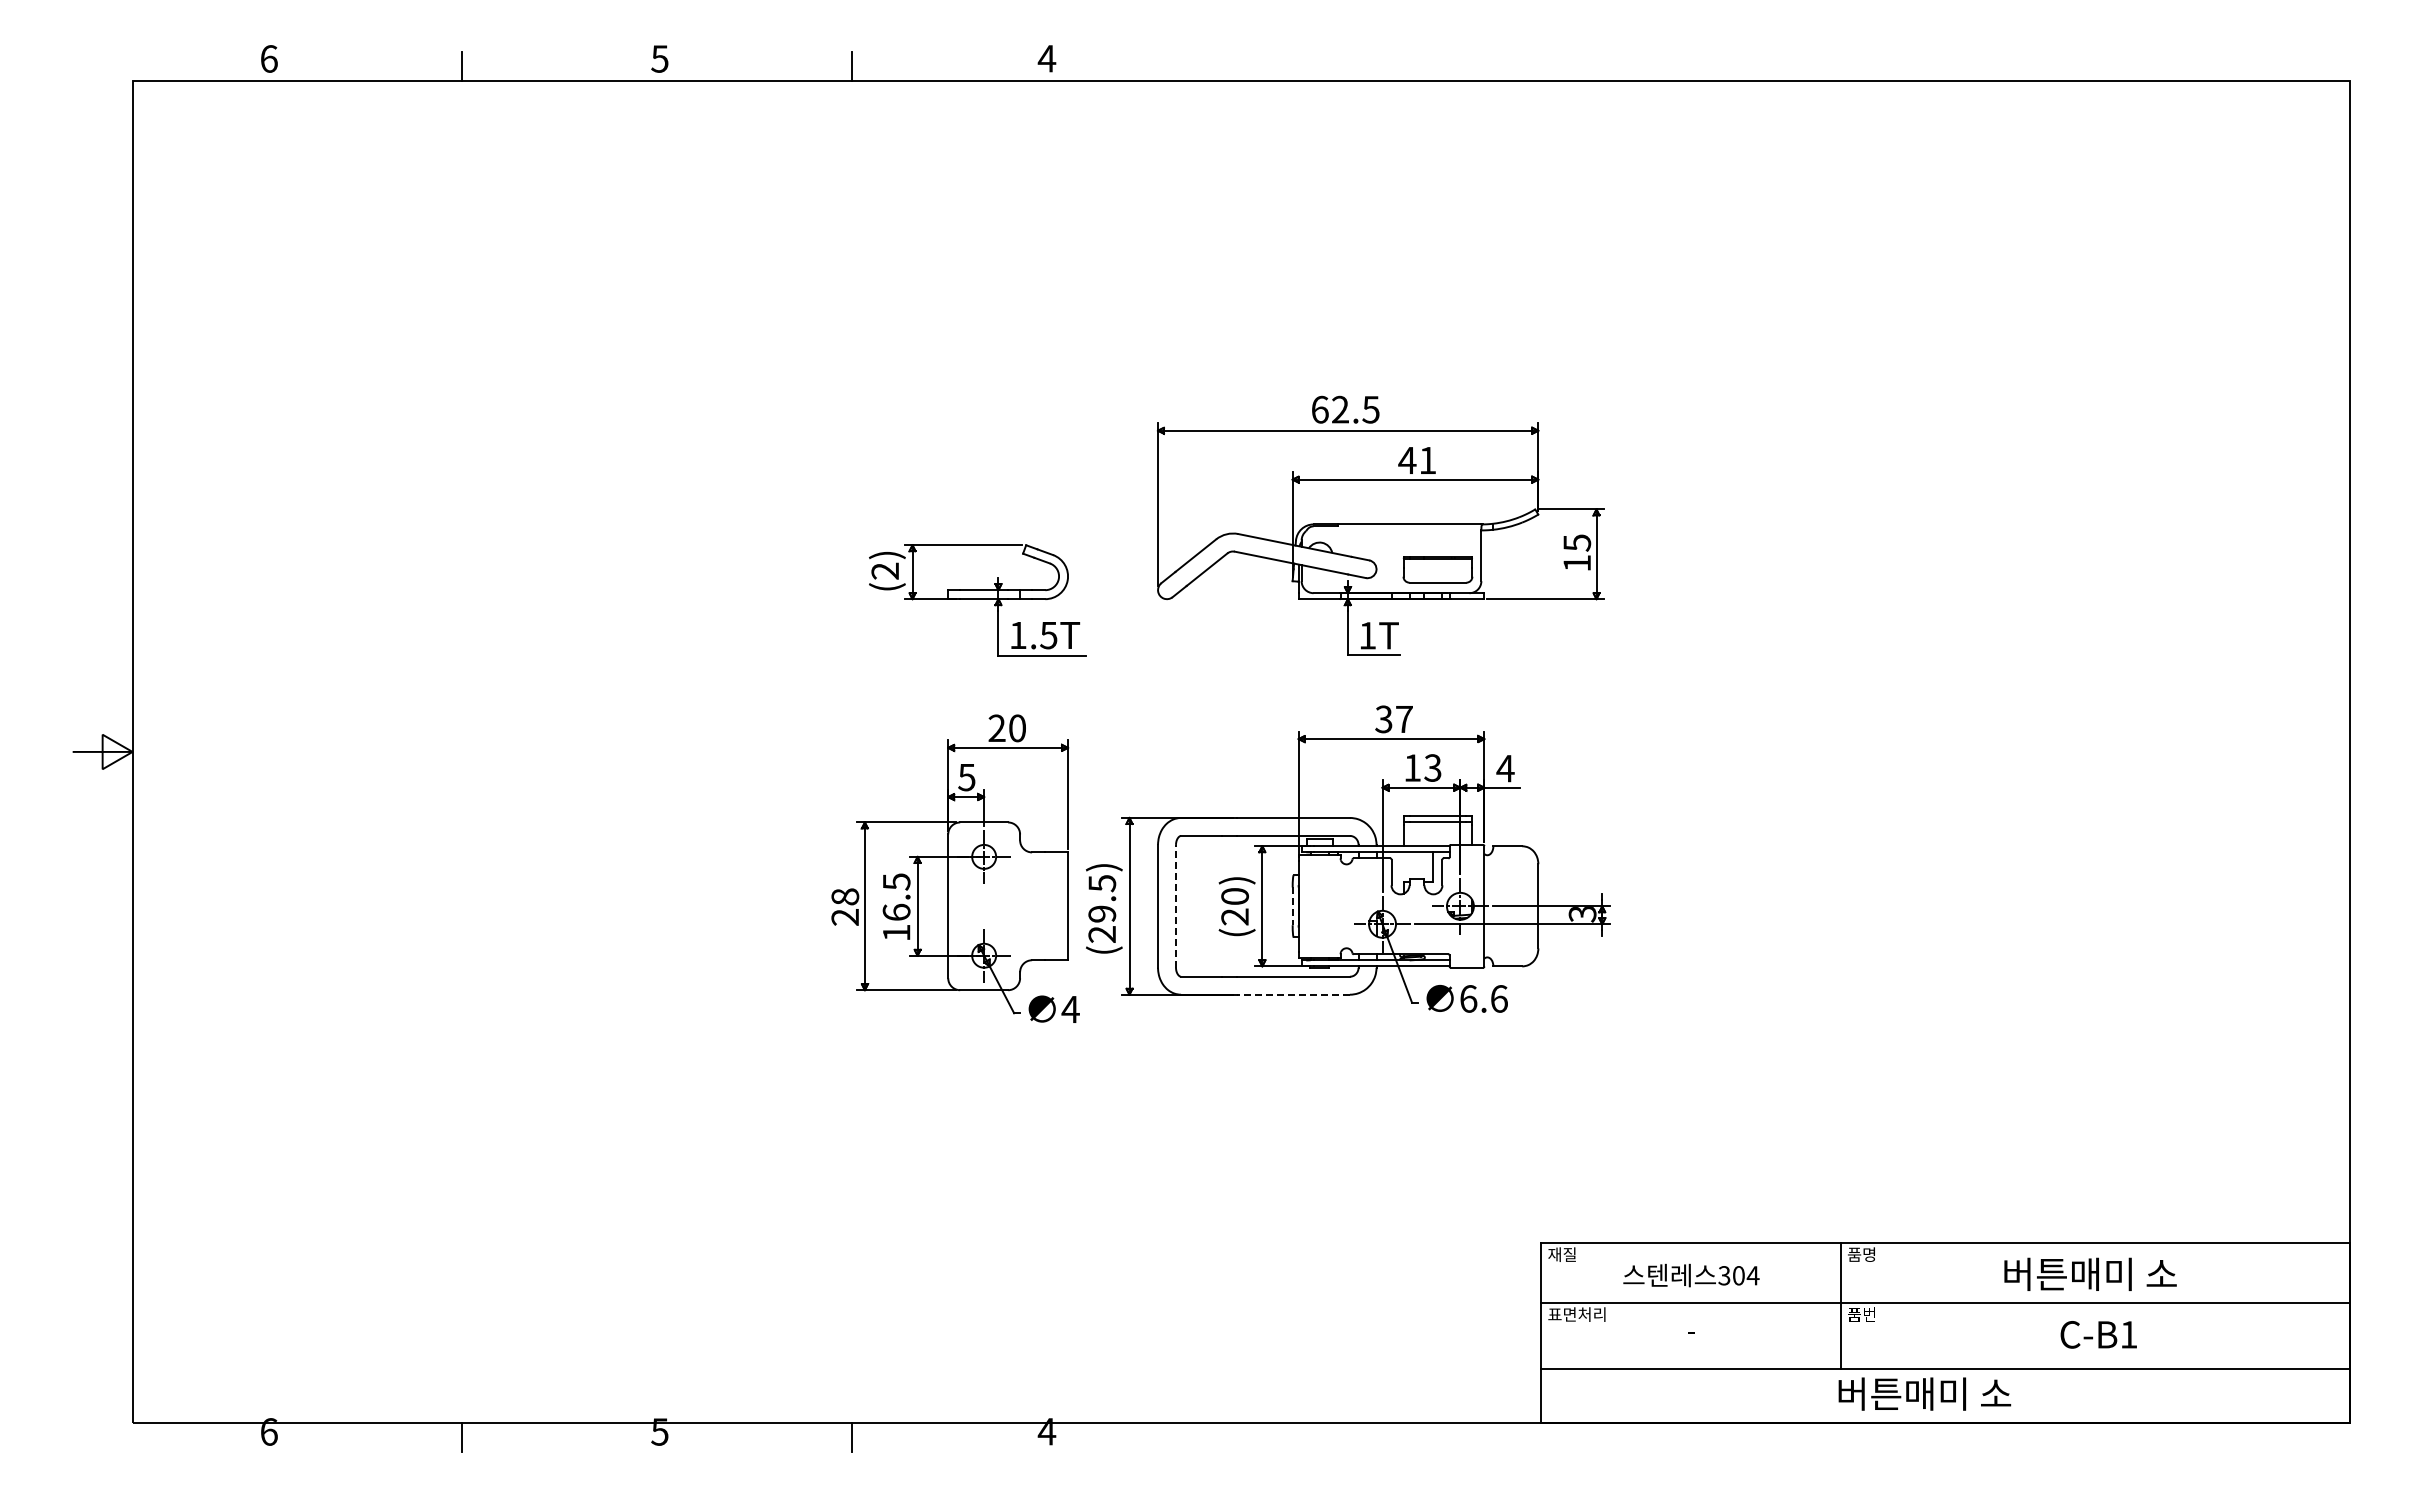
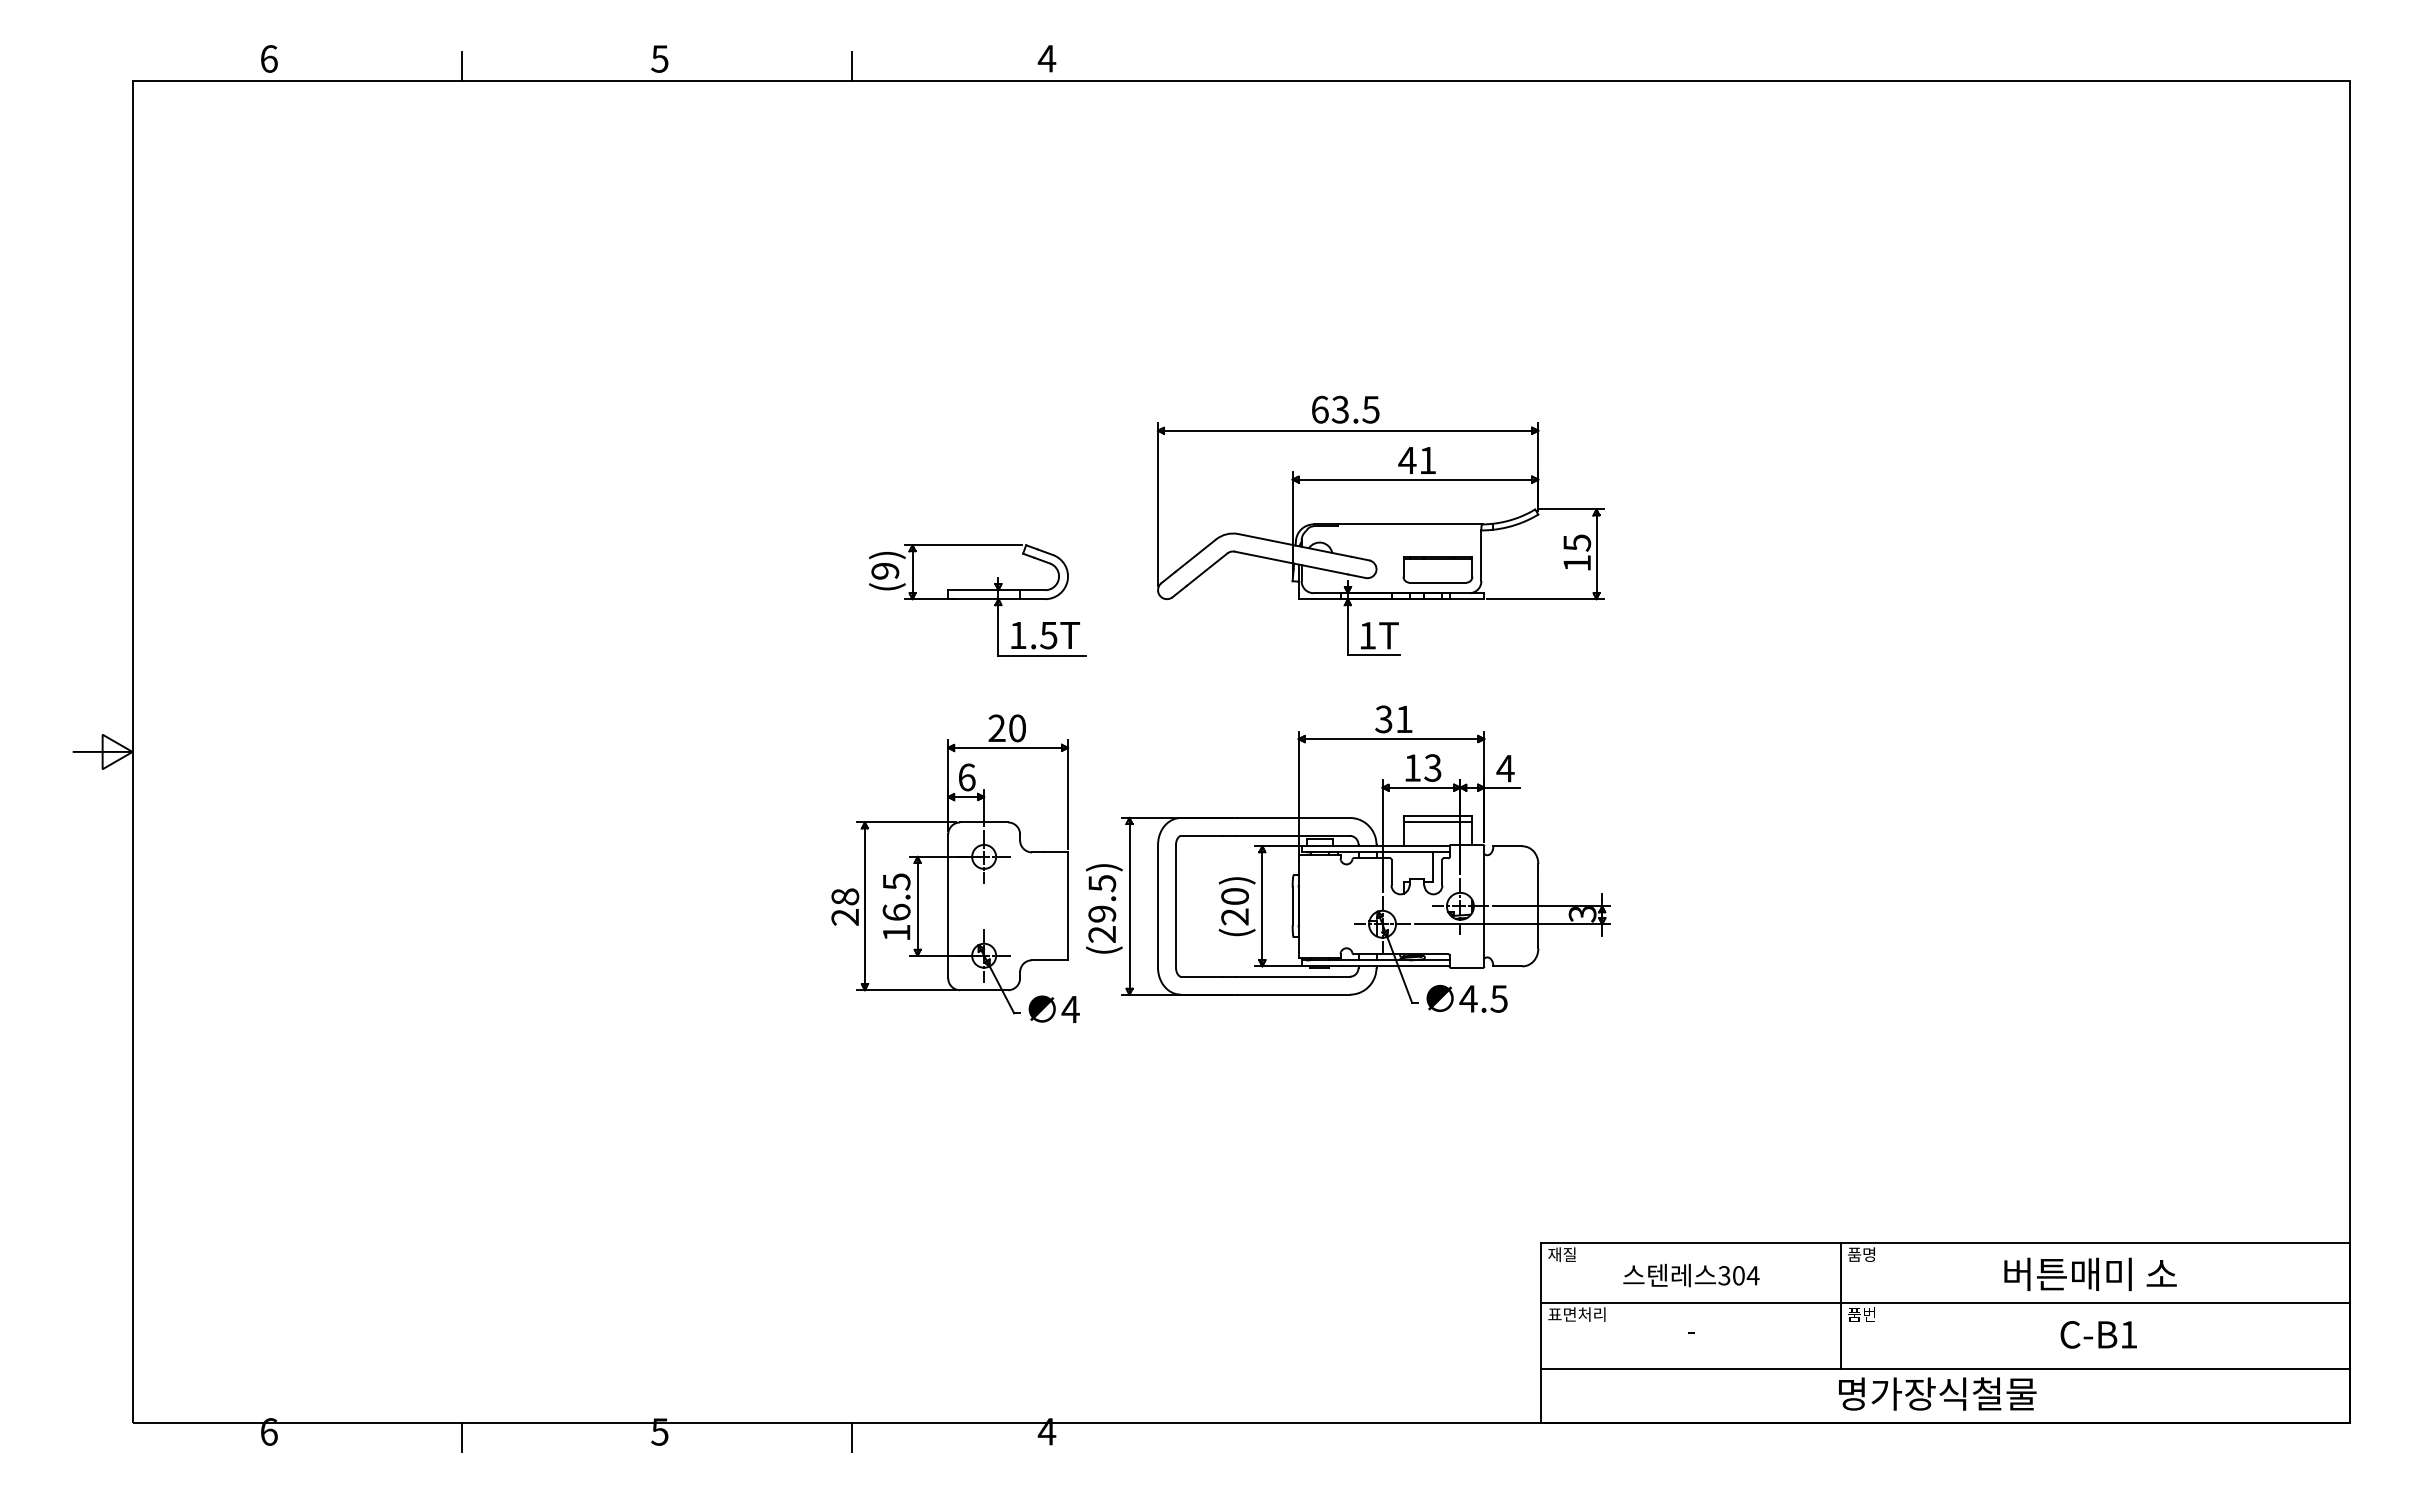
text: 62.5 -> 63.5 (1339, 409)
text: (2) -> (9) (885, 570)
text: 37 -> 31 (1404, 719)
text: 5 -> 6 (966, 777)
line: dashed -> solid (1176, 905)
line: dashed -> solid (1292, 906)
line: dashed -> solid (1293, 994)
text: 6.6 -> 4.5 (1483, 998)
text: 버튼매미 소 -> 명가장식철물 (1937, 1393)
